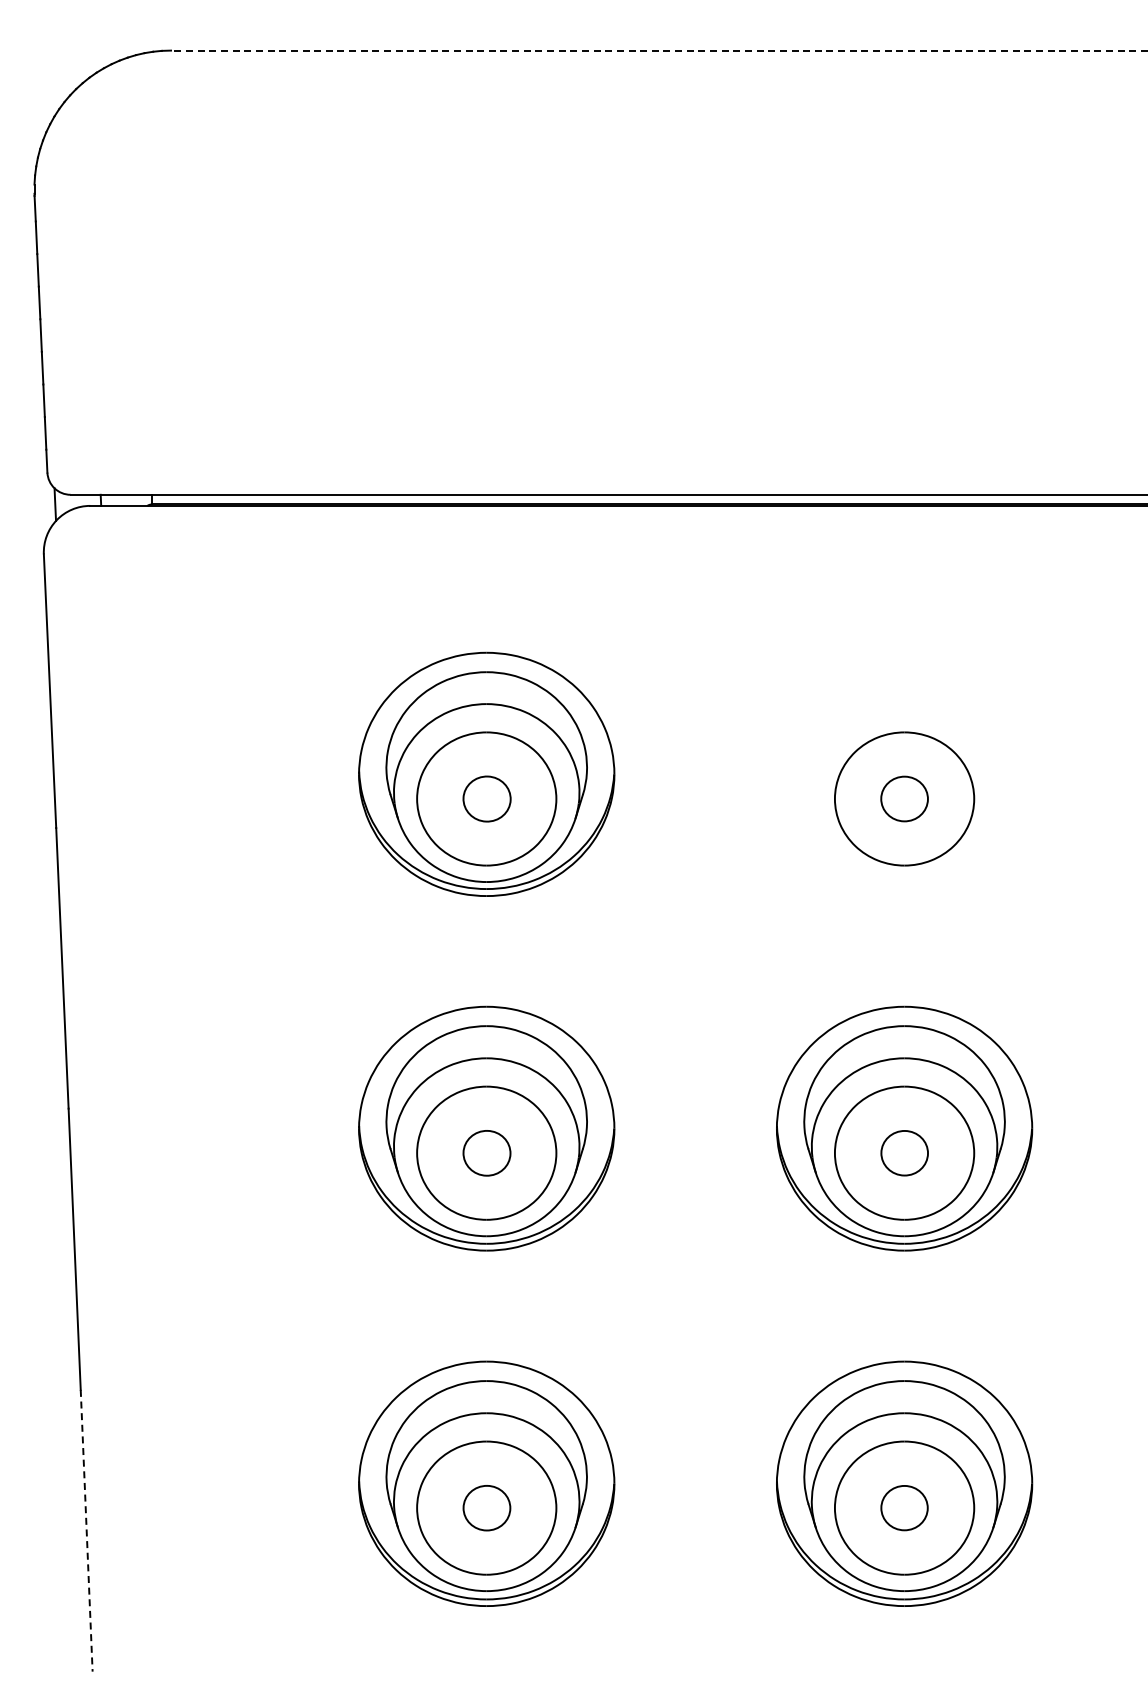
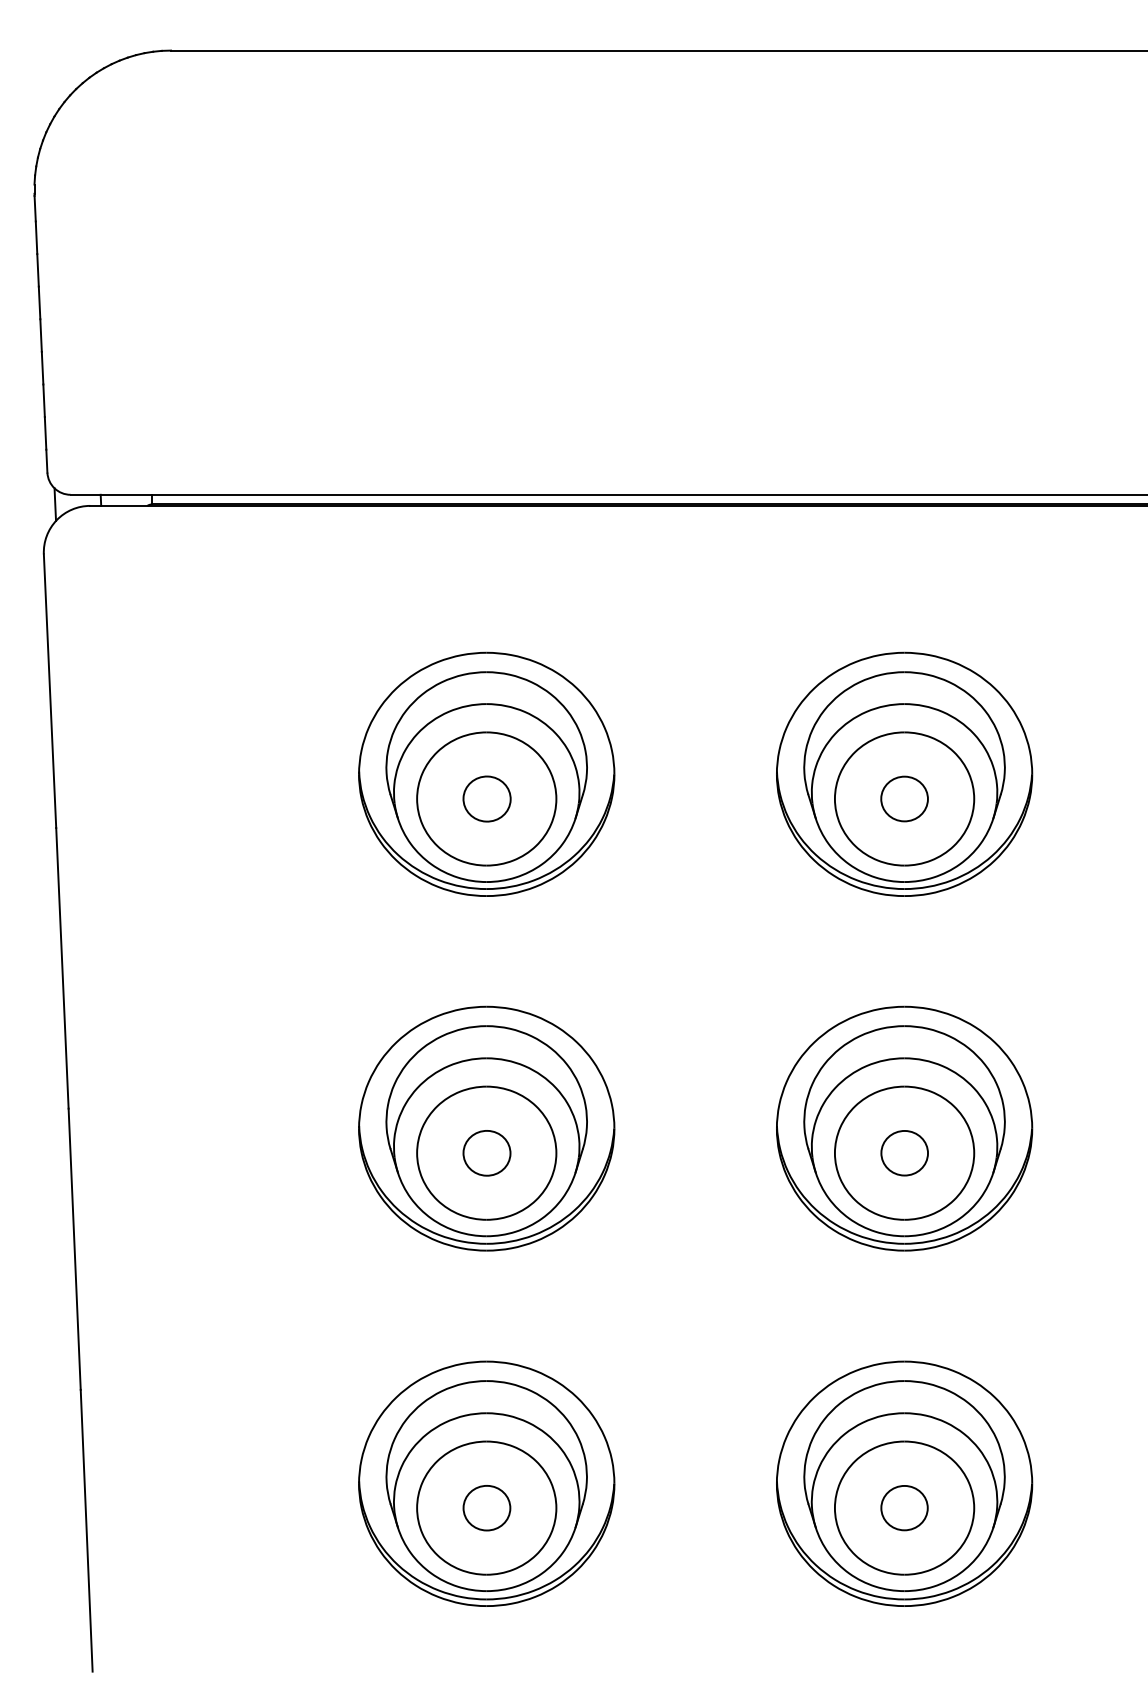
line: dashed -> solid (659, 50)
part: none -> present (904, 773)
line: dashed -> solid (86, 1531)
